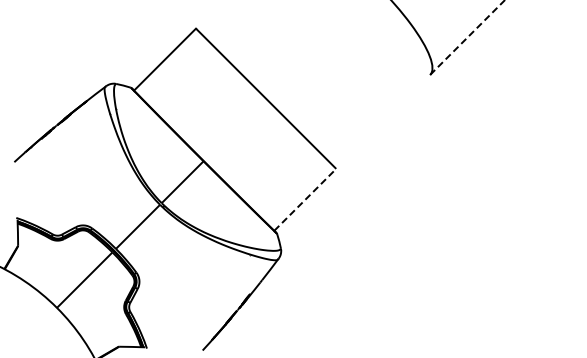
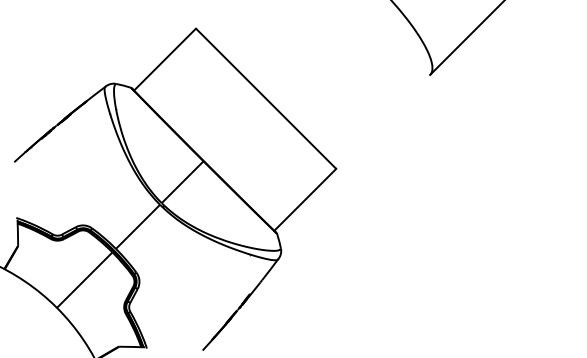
line: dashed -> solid (467, 37)
line: dashed -> solid (305, 199)
